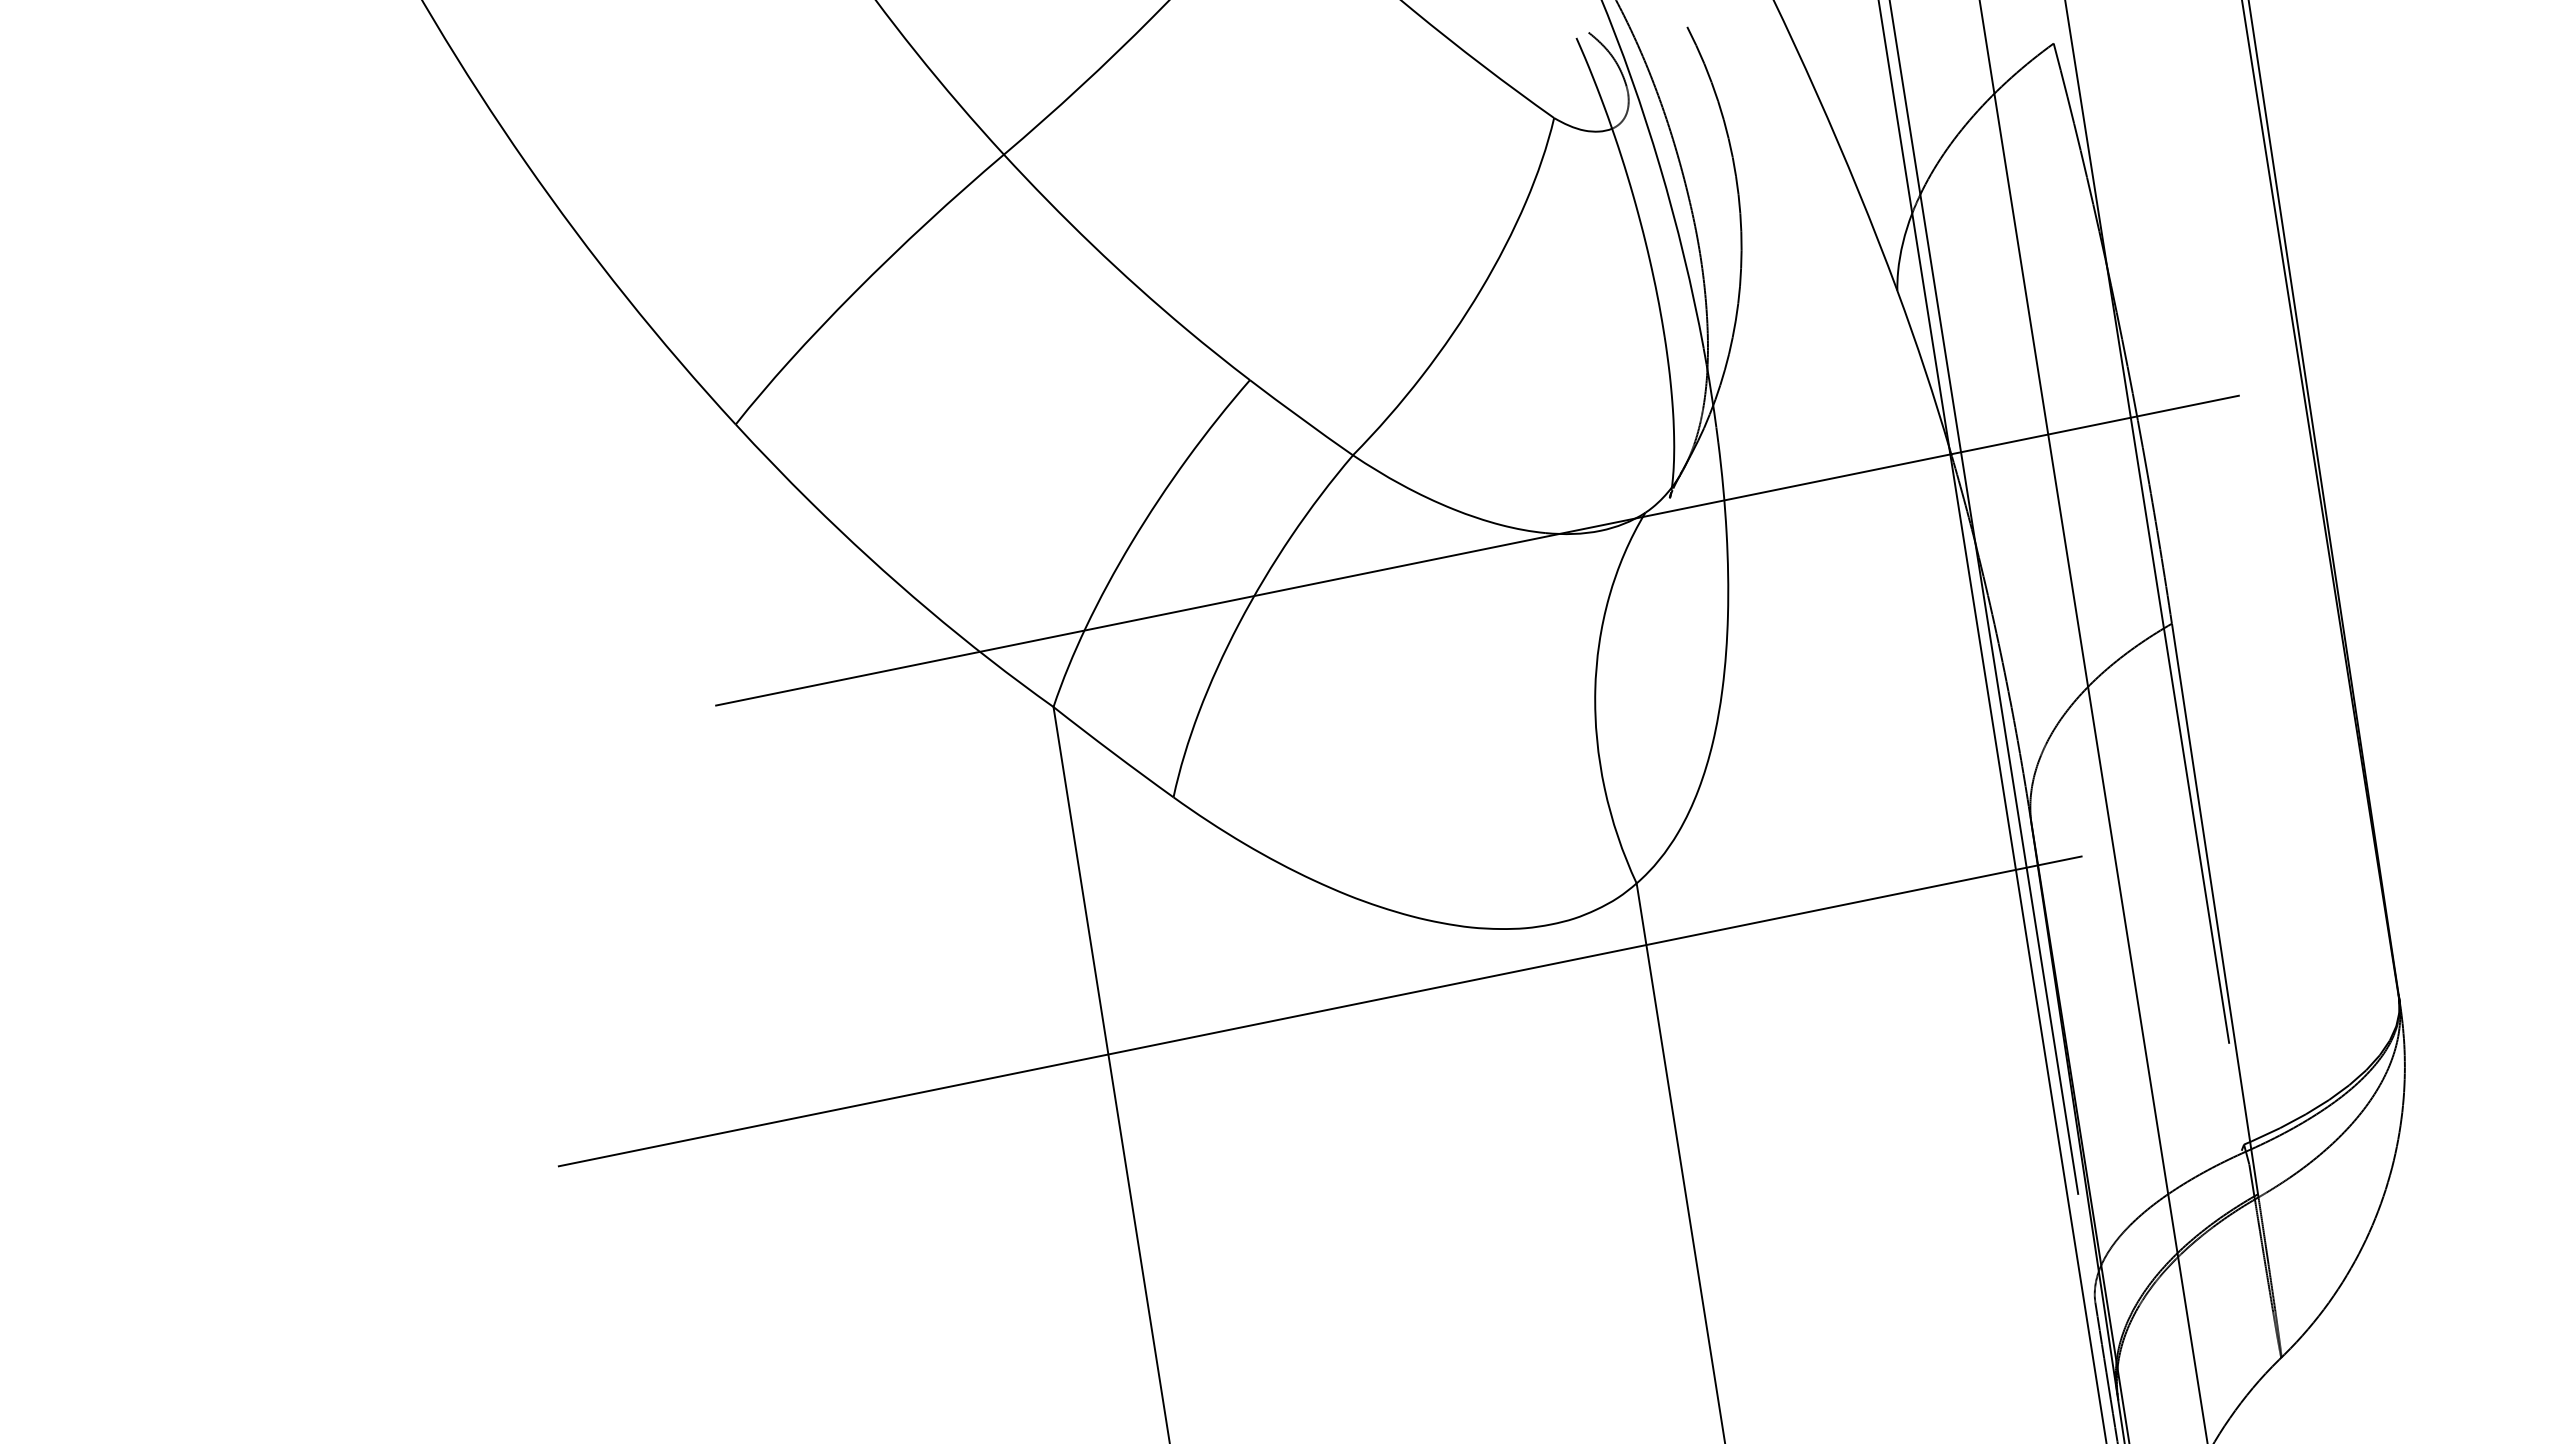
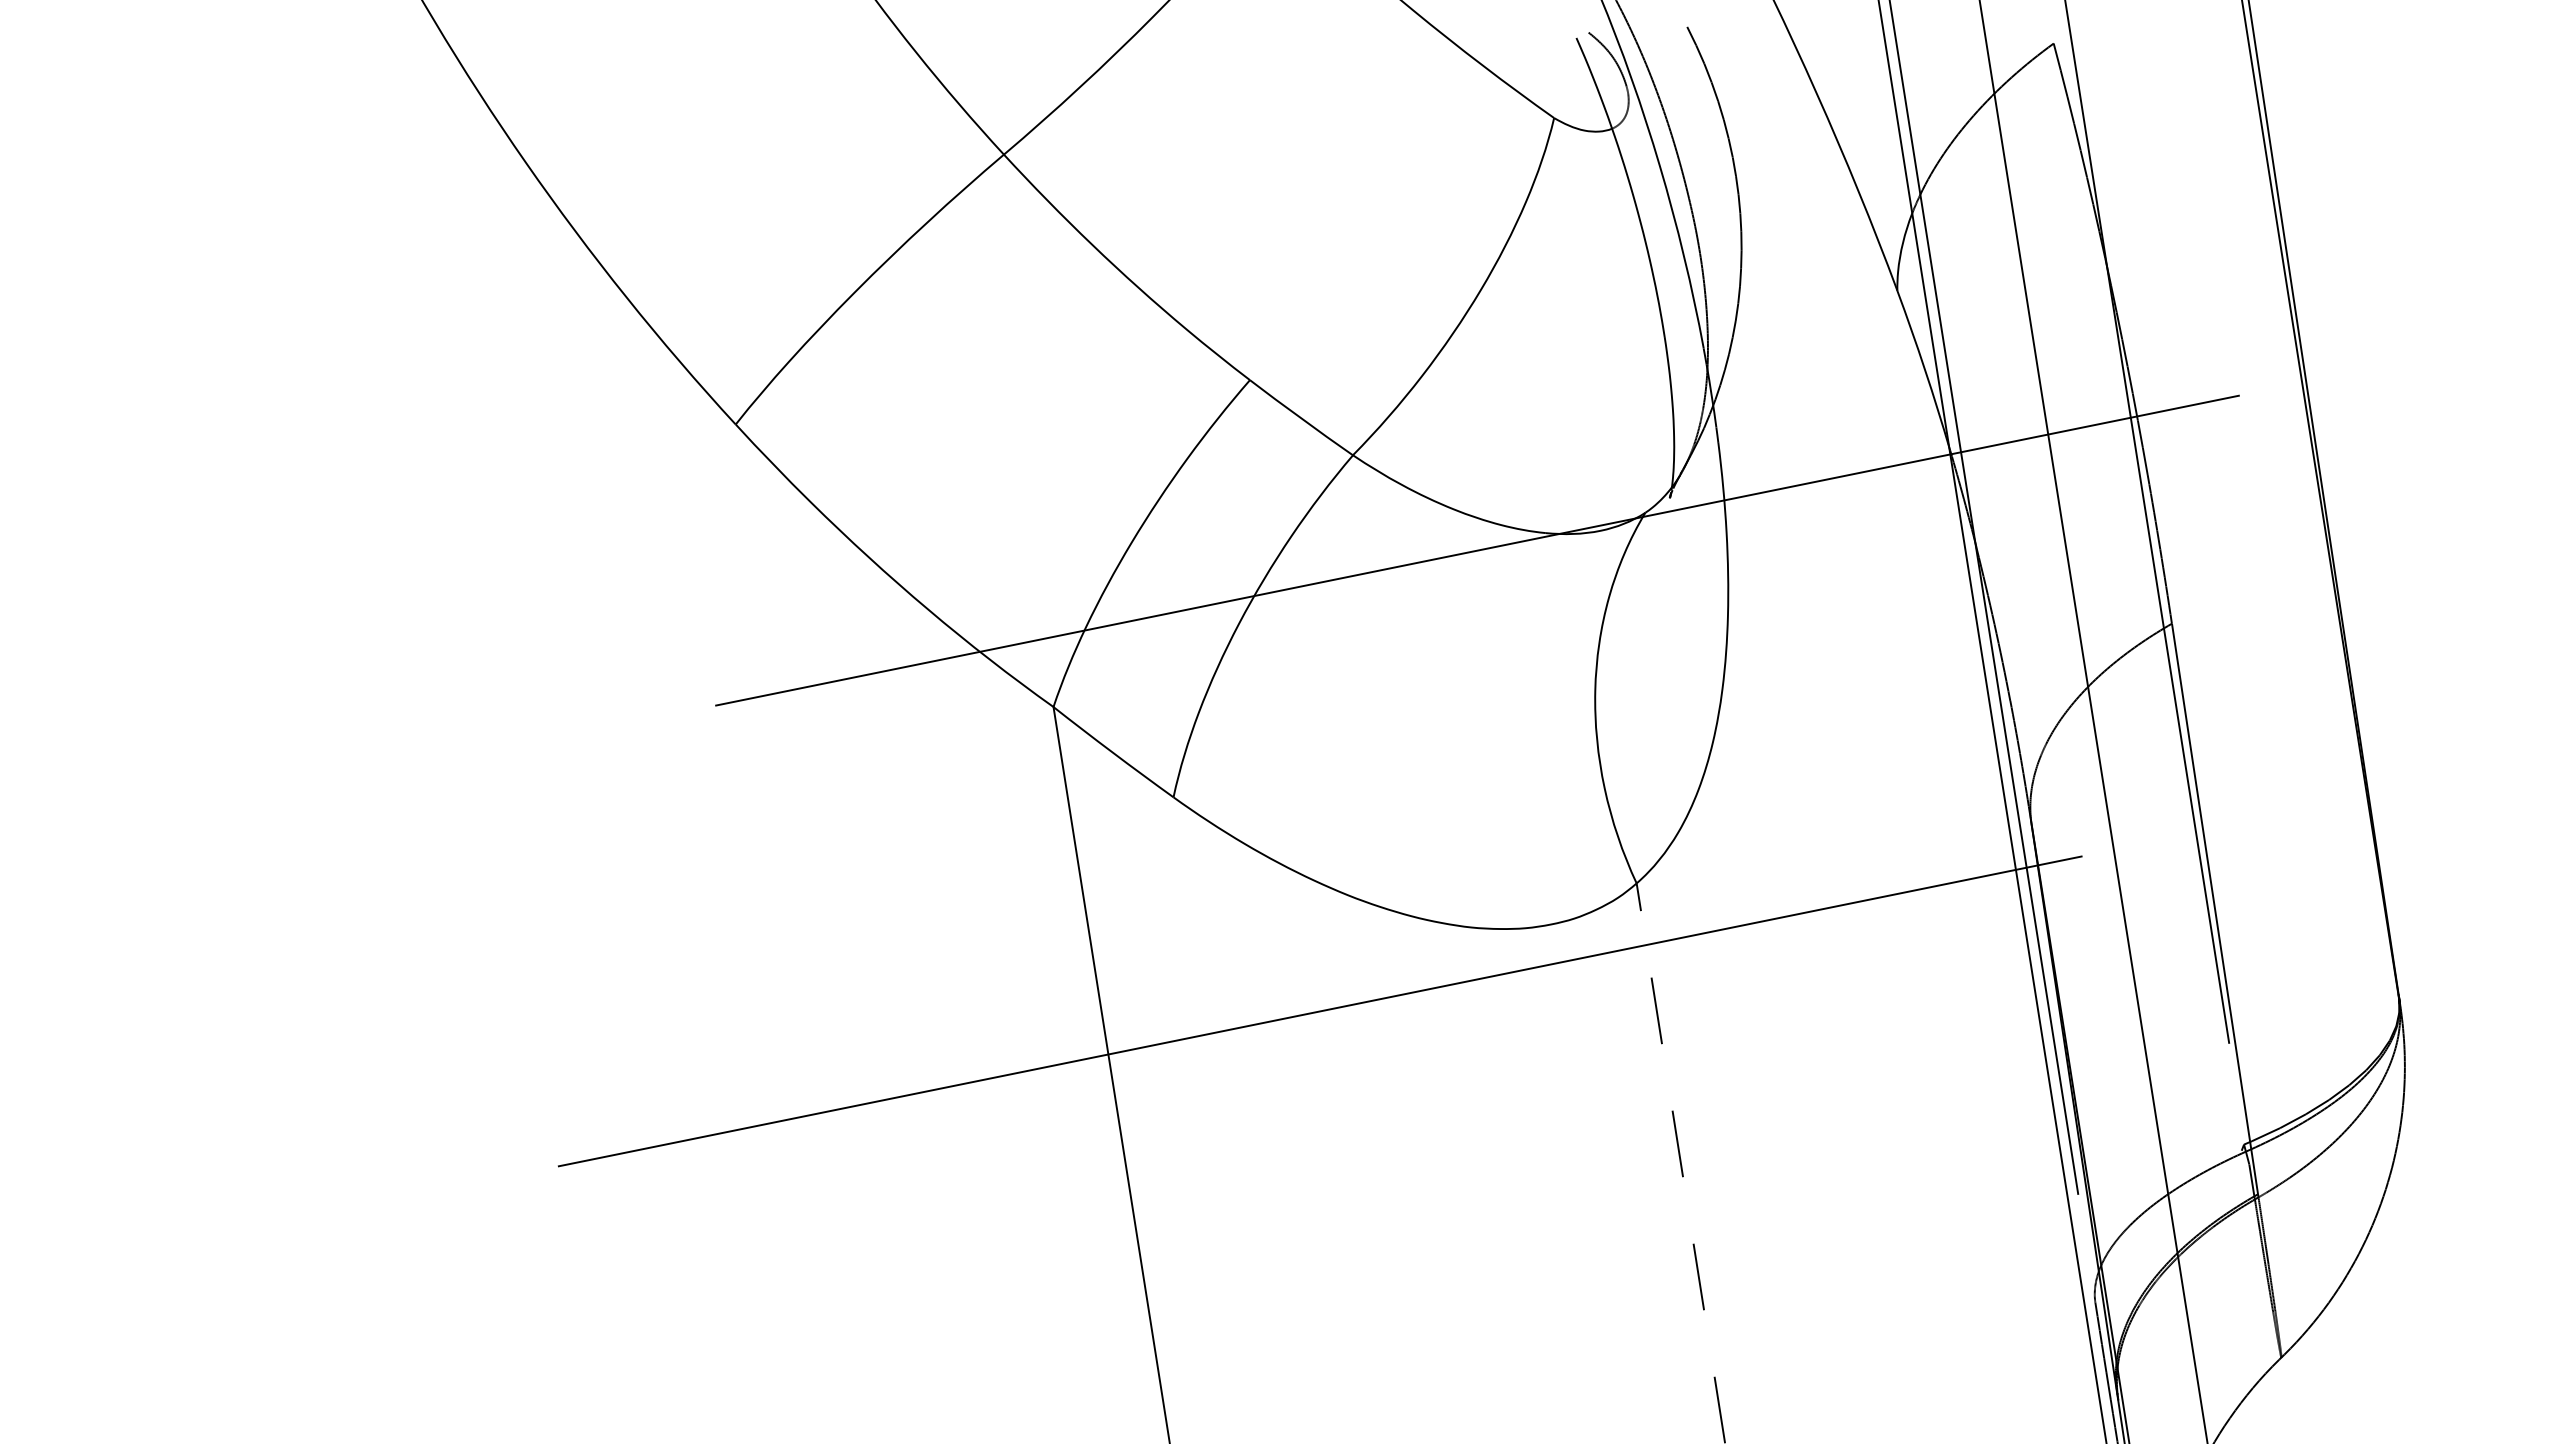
line: solid -> dashed (1680, 1163)
